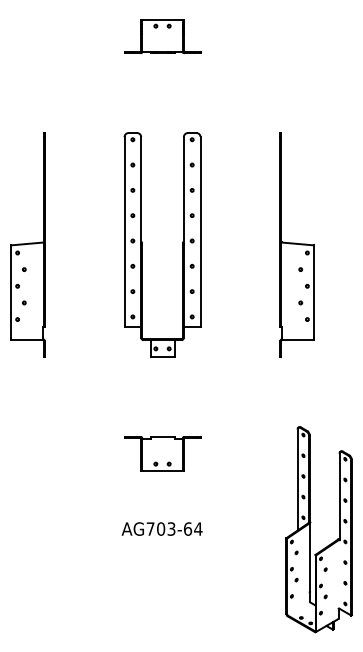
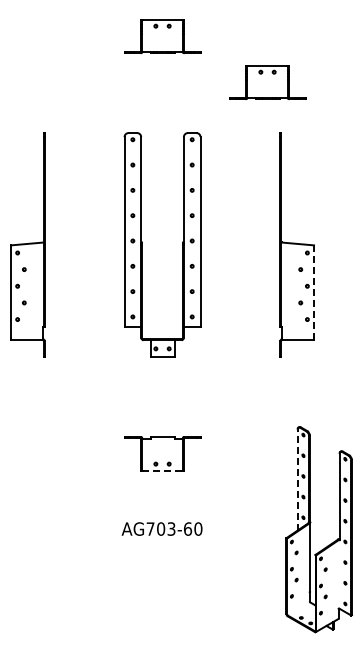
part: none -> present (267, 82)
line: solid -> dashed (314, 292)
line: solid -> dashed (162, 470)
line: solid -> dashed (297, 480)
text: AG703-64 -> AG703-60 (198, 528)
